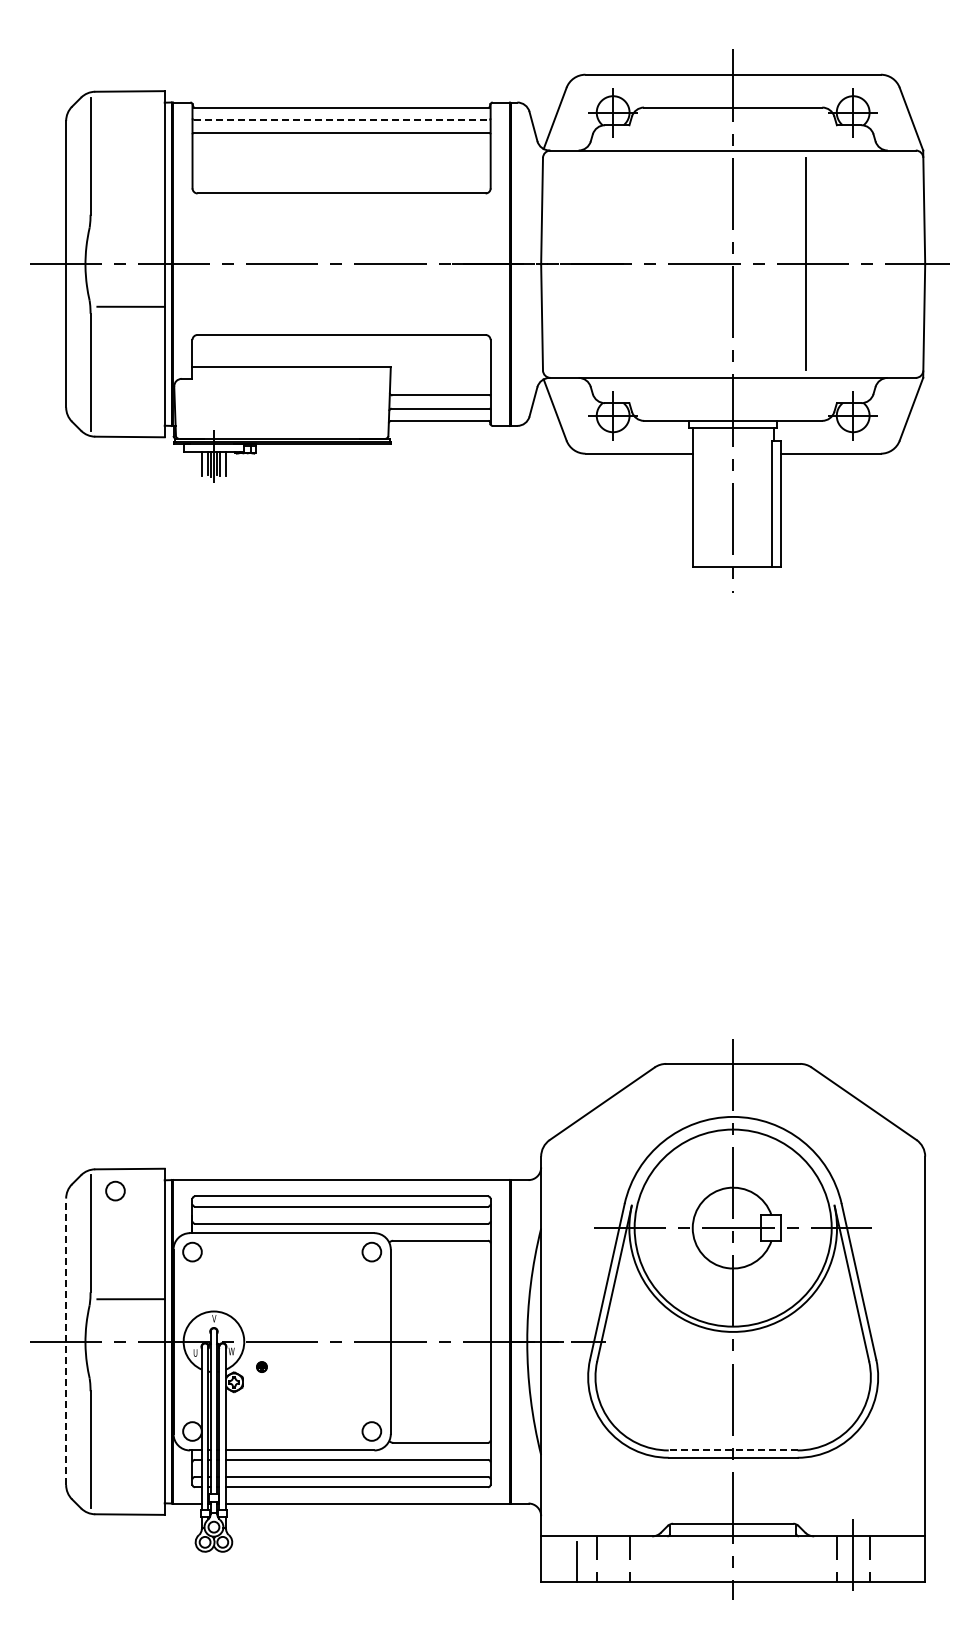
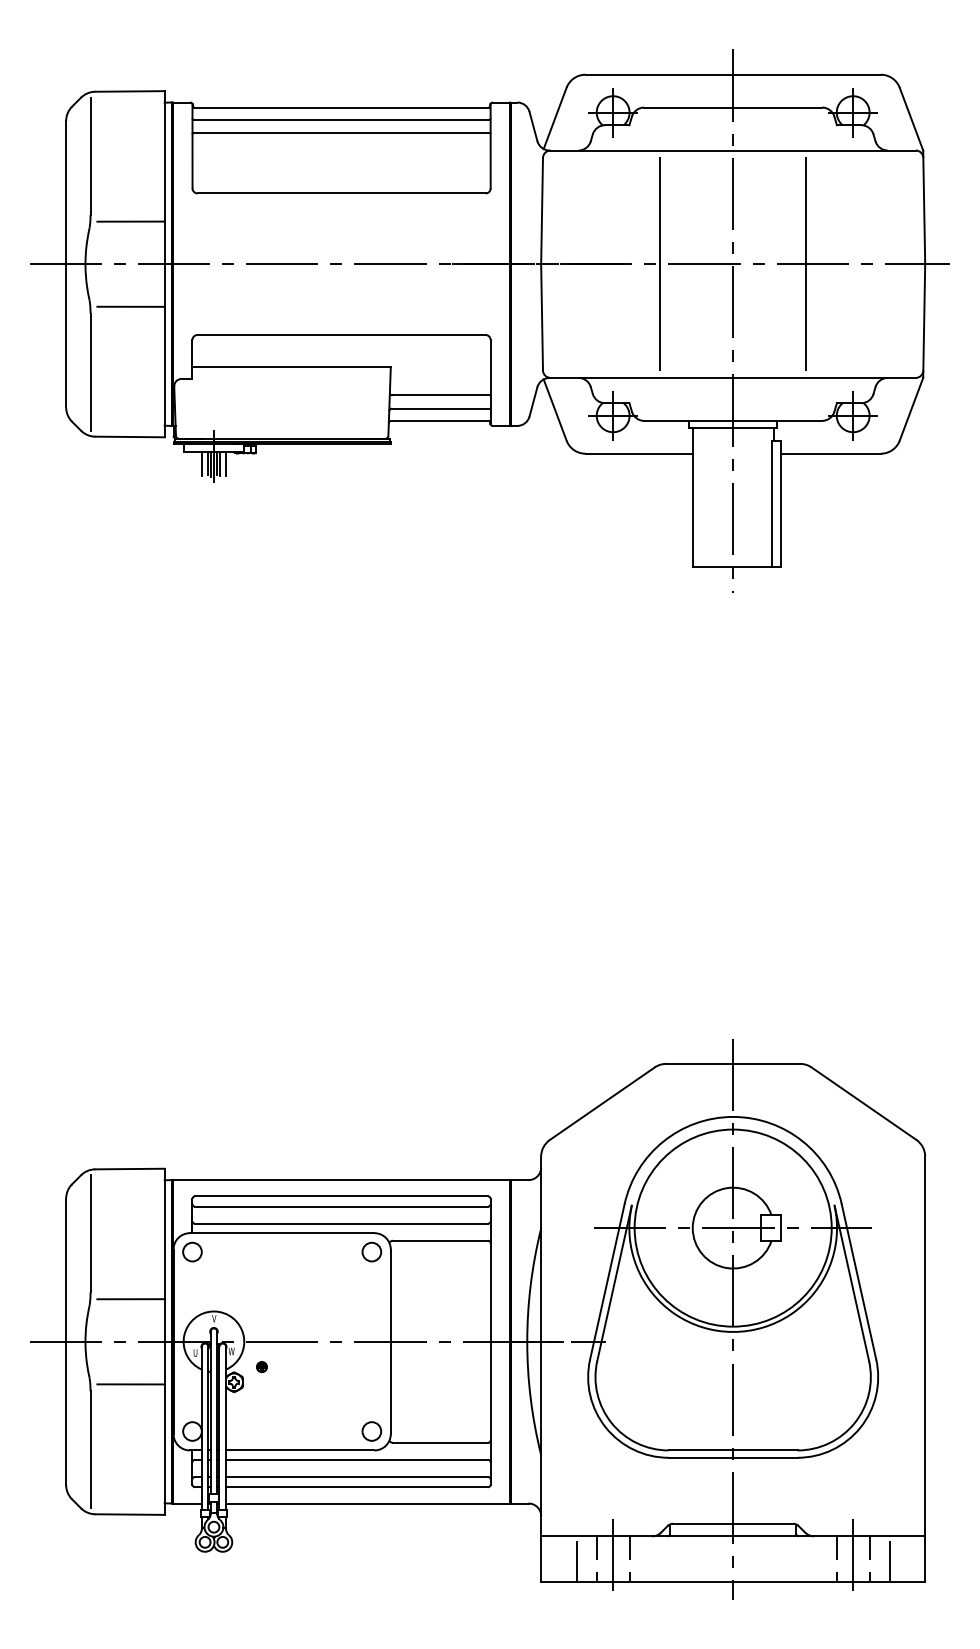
line: dashed -> solid (341, 119)
line: none -> present (130, 221)
line: none -> present (659, 264)
circle: present -> none (115, 1190)
line: dashed -> solid (66, 1341)
line: none -> present (130, 1384)
line: dashed -> solid (732, 1450)
line: none -> present (613, 1558)
line: none -> present (889, 1561)
